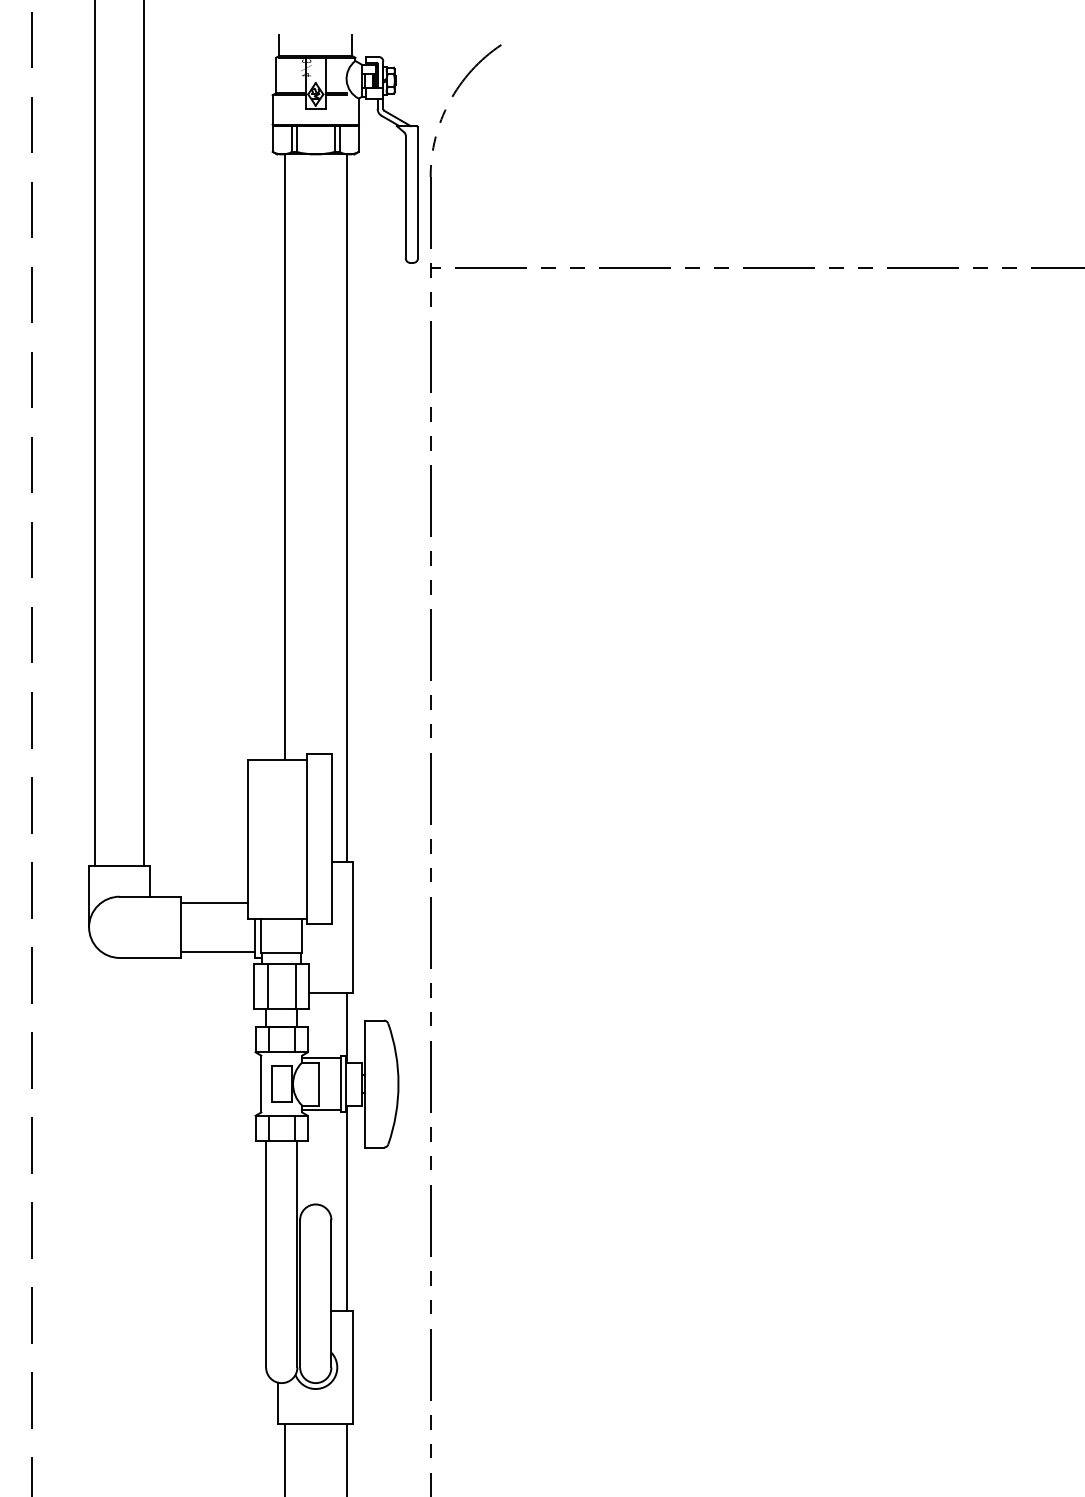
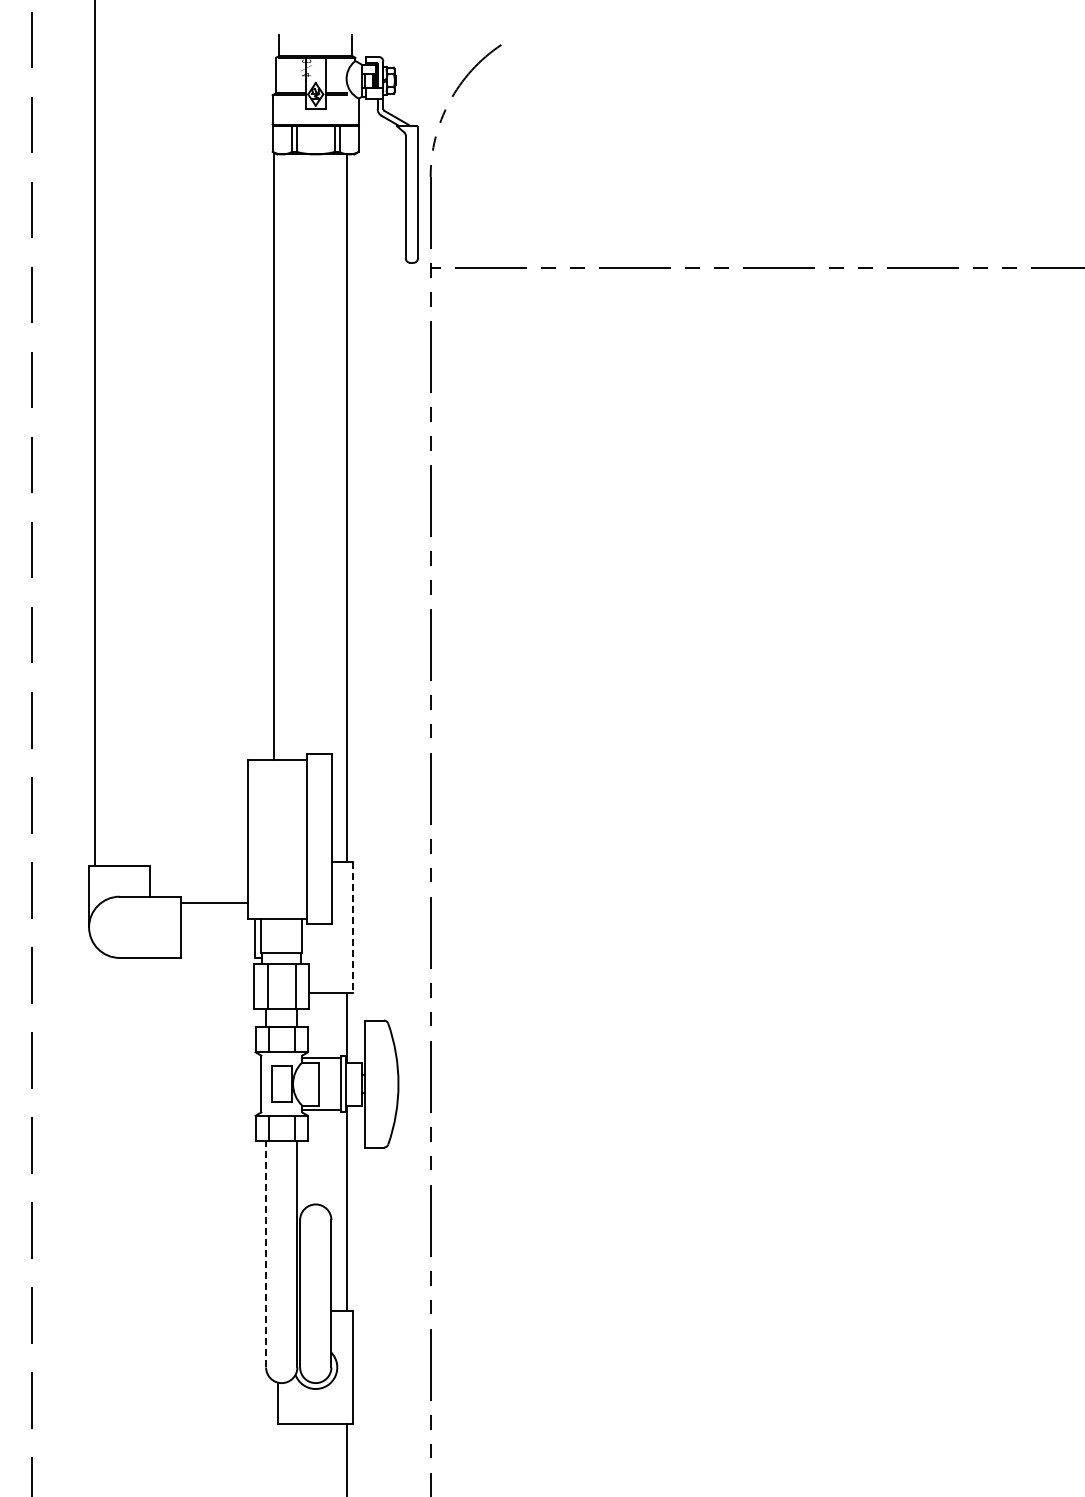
line: present -> none (144, 434)
line position: (284, 456) -> (273, 456) (273, 456)
line: solid -> dashed (353, 927)
line: present -> none (217, 951)
line: solid -> dashed (266, 1253)
line: present -> none (284, 1458)
